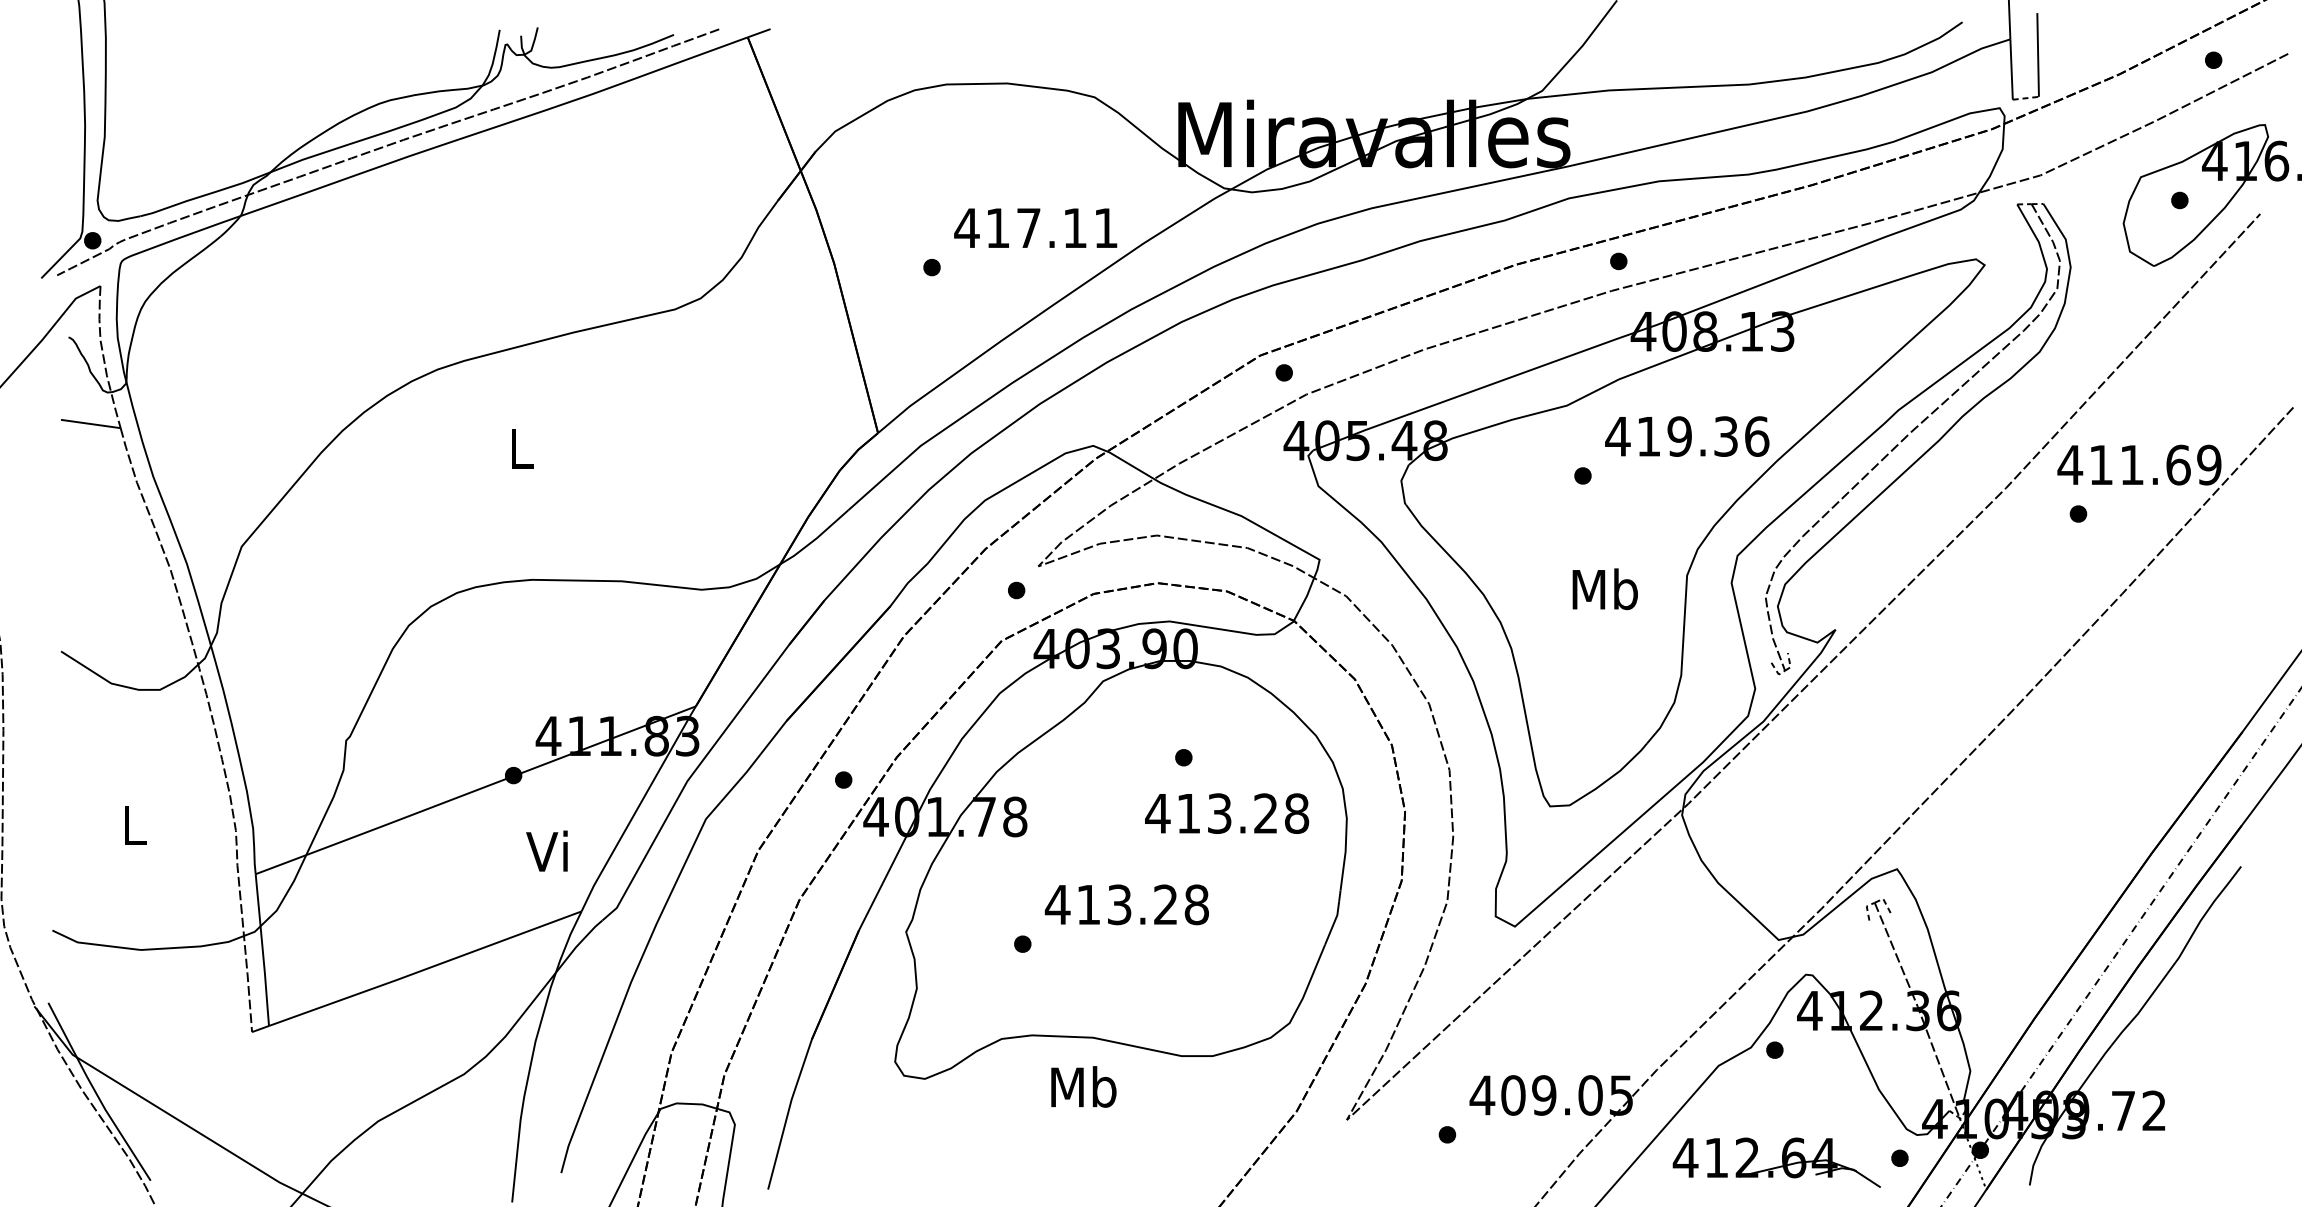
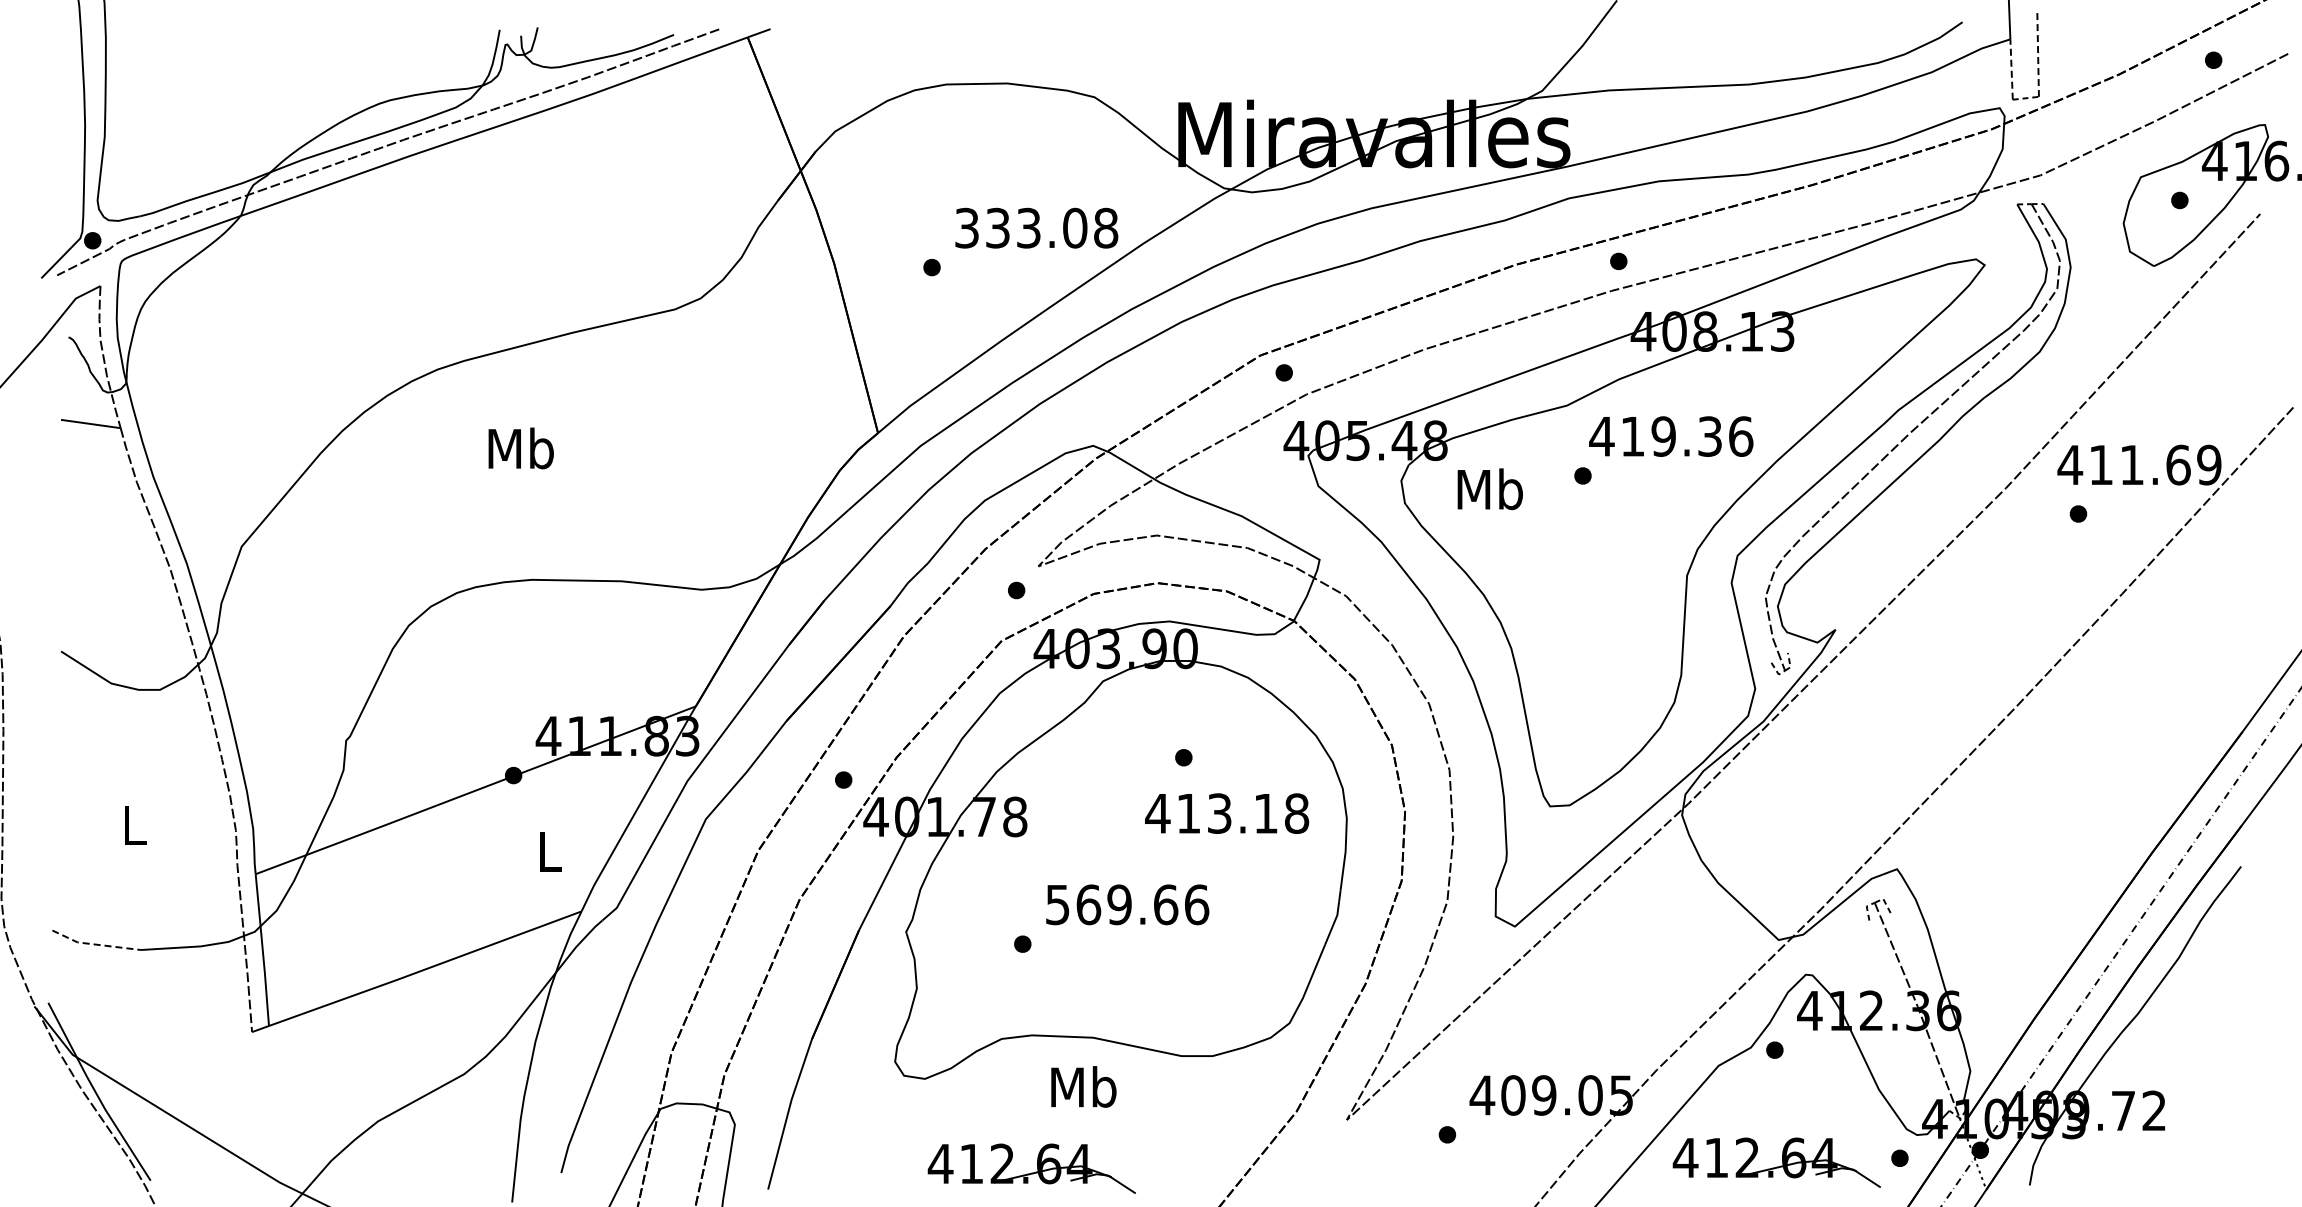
line: solid -> dashed (2038, 54)
line: solid -> dashed (2011, 69)
text: 417.11 -> 333.08 (1036, 227)
text position: (1687, 436) -> (1671, 436) (1671, 436)
text: L -> Mb (520, 448)
text position: (1604, 589) -> (1489, 489) (1489, 489)
text: 413.28 -> 413.18 (1265, 813)
text: Vi -> L (546, 850)
text: 413.28 -> 569.66 (1126, 904)
line: solid -> dashed (95, 944)
part: none -> present (1031, 1168)
